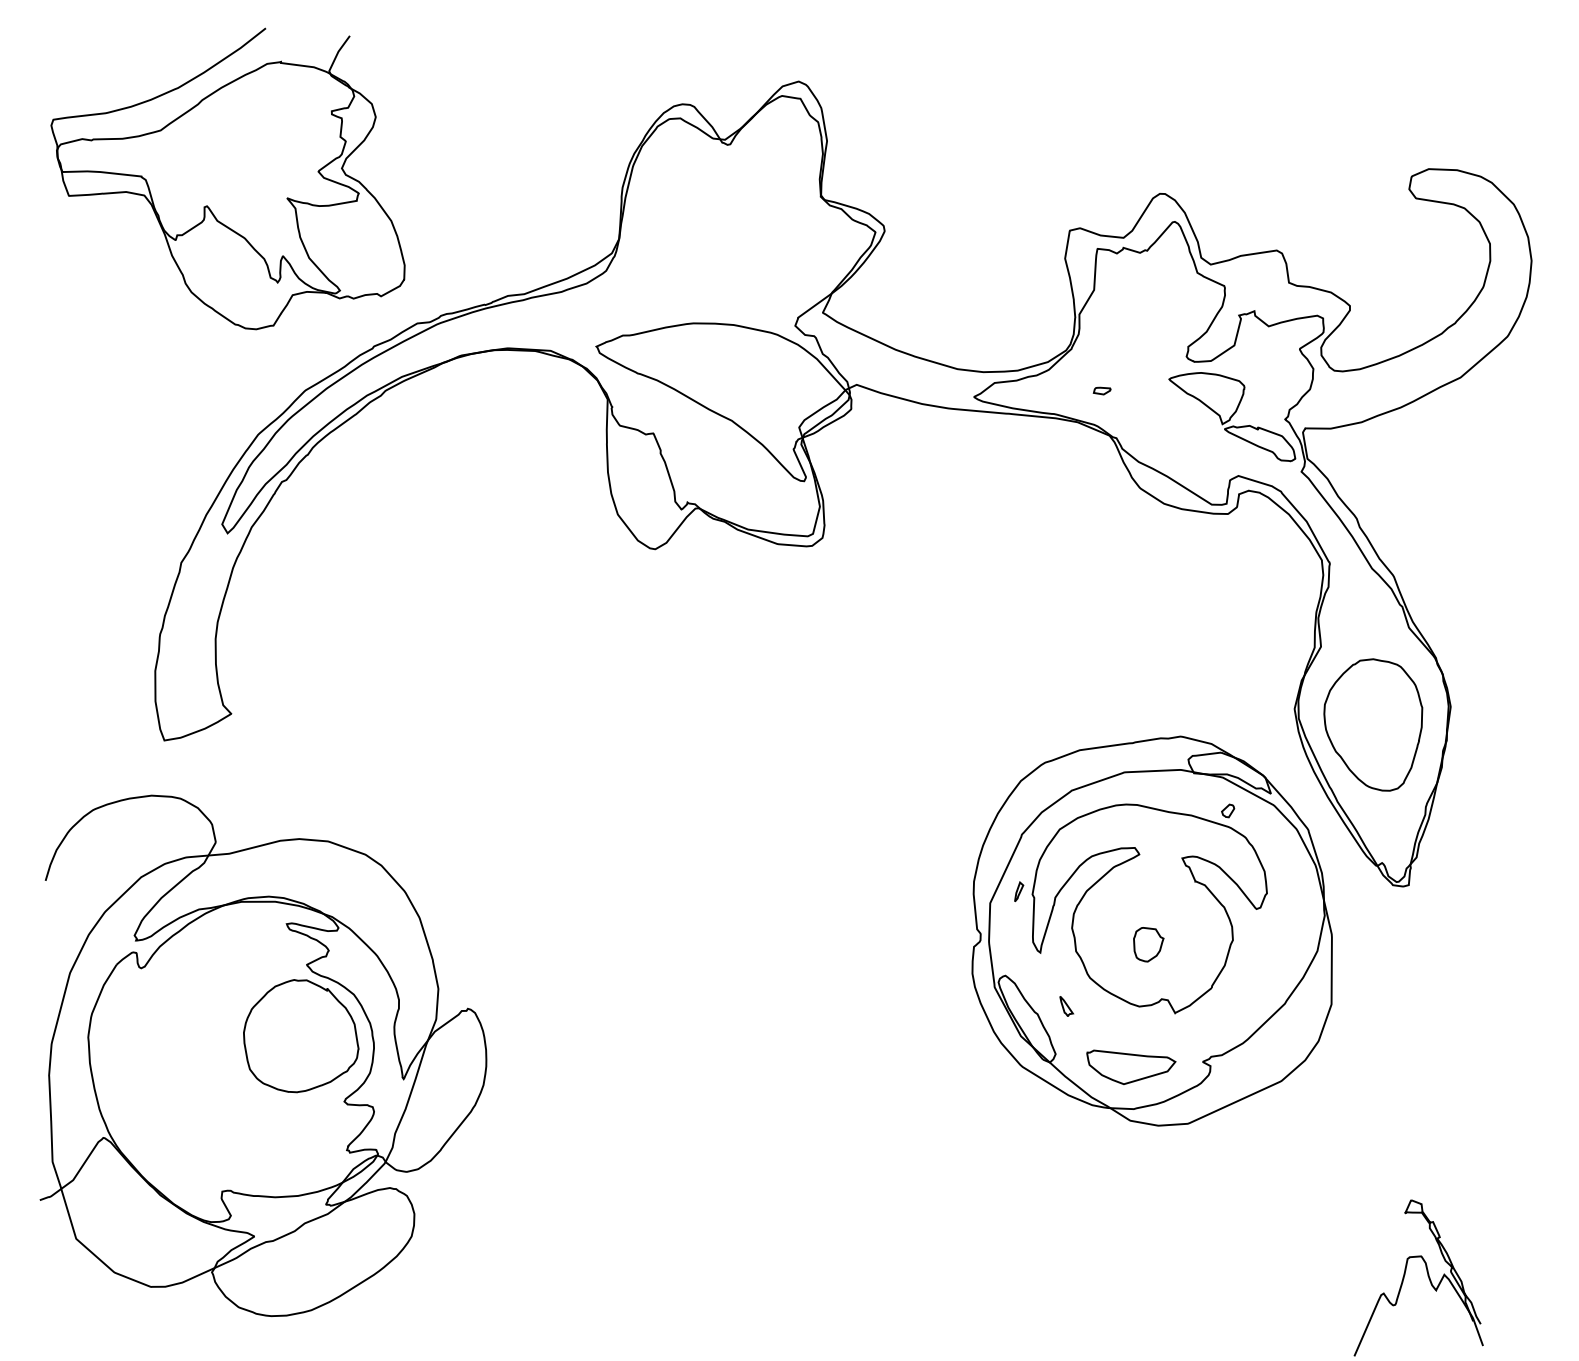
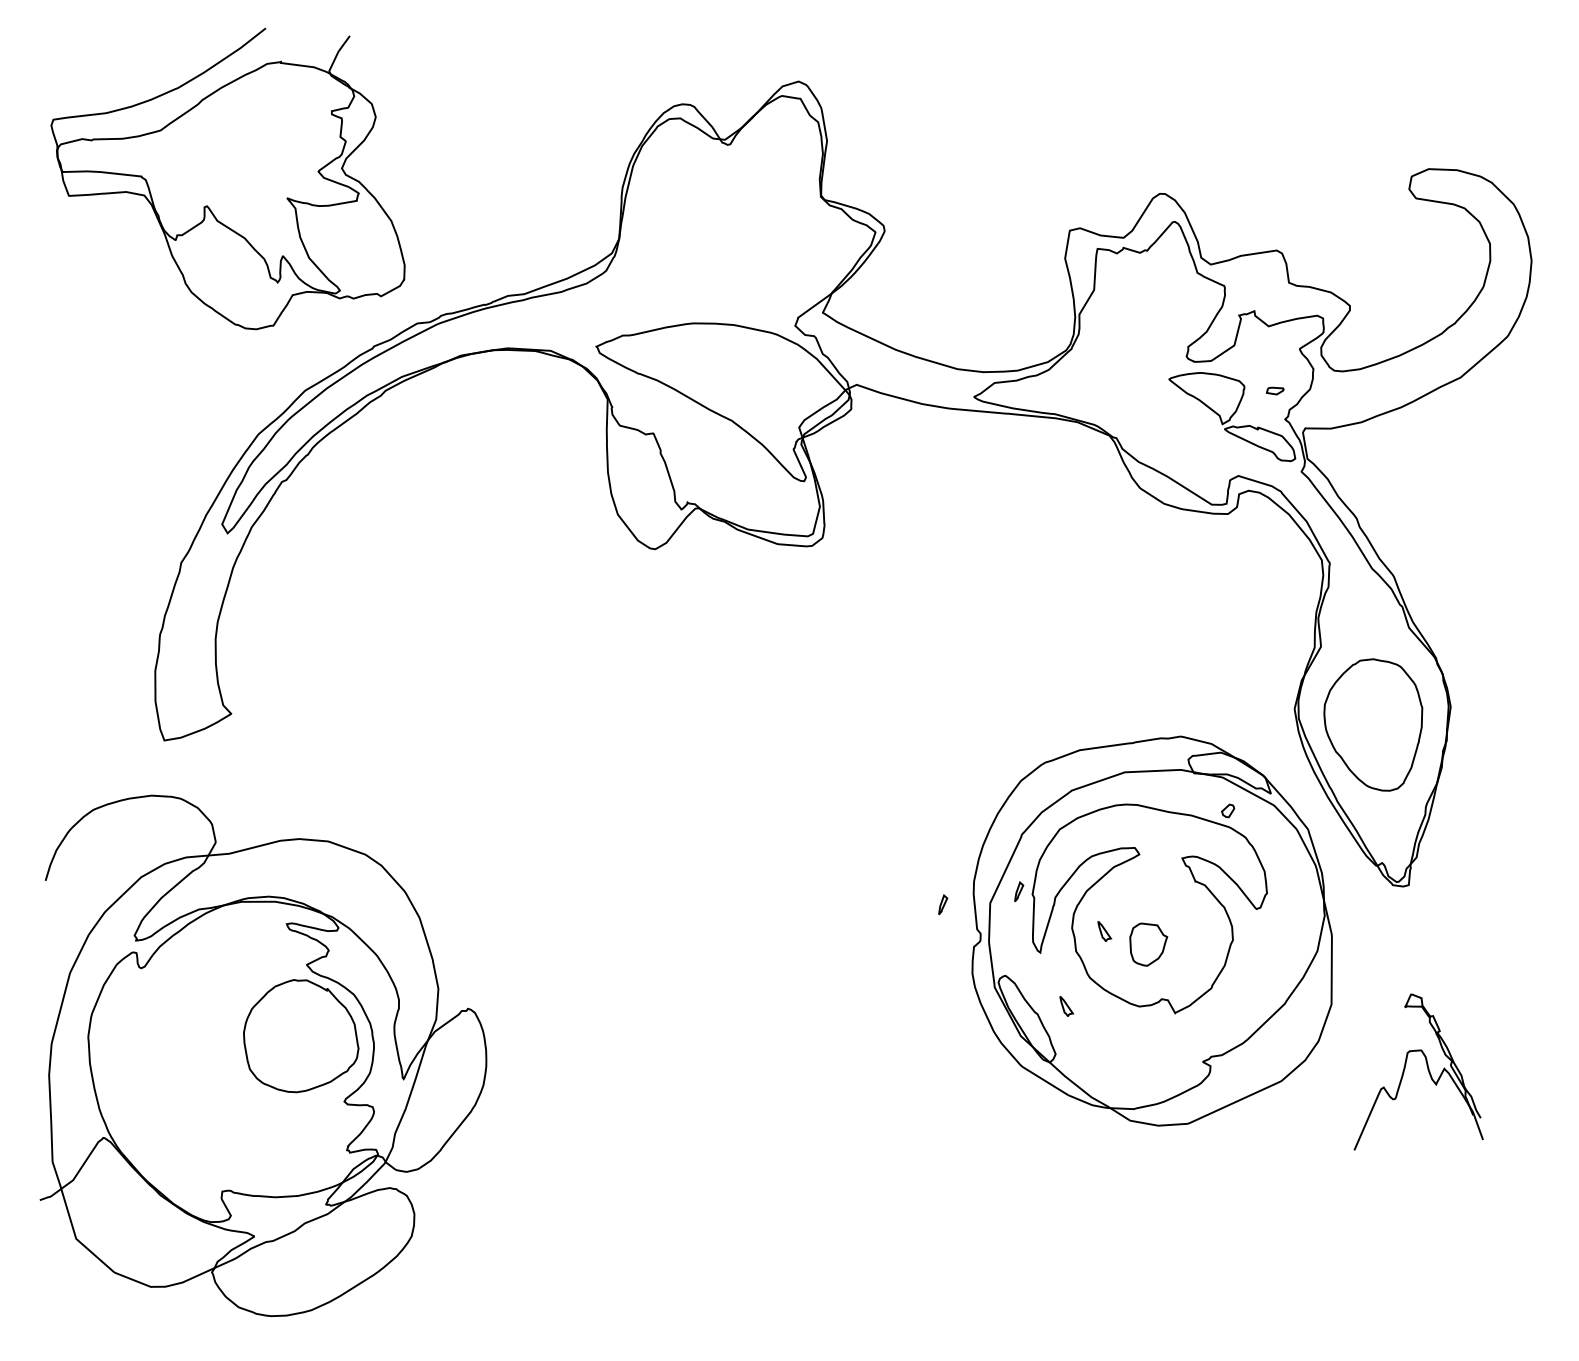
part position: (1101, 390) -> (1274, 390) (1274, 390)
part: none -> present (943, 904)
part: none -> present (1104, 931)
part size: 32x36 px -> 40x45 px (1148, 944)
part: present -> none (1131, 1066)
part position: (1427, 1276) -> (1427, 1070) (1427, 1070)
